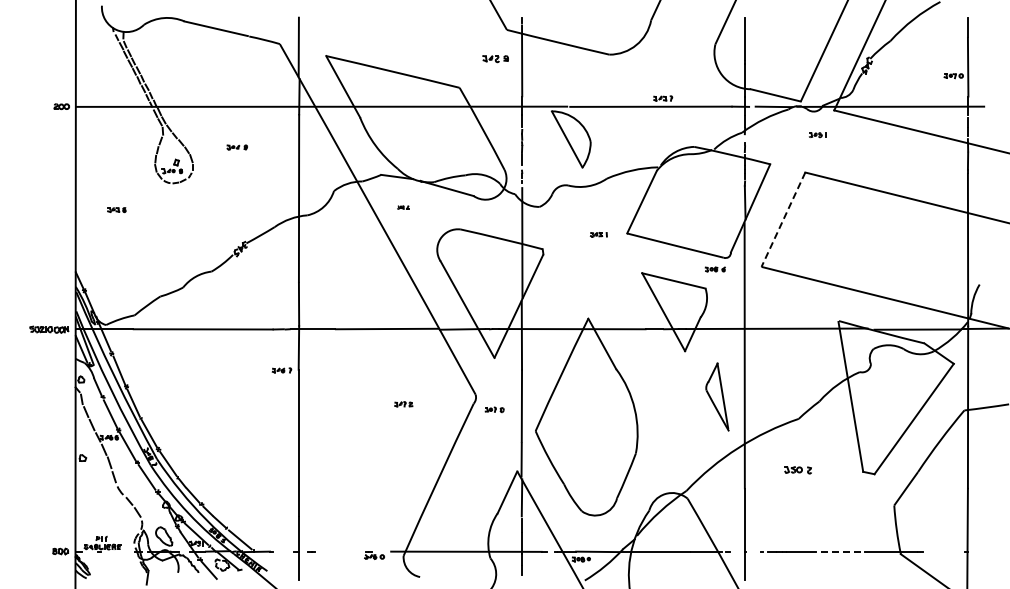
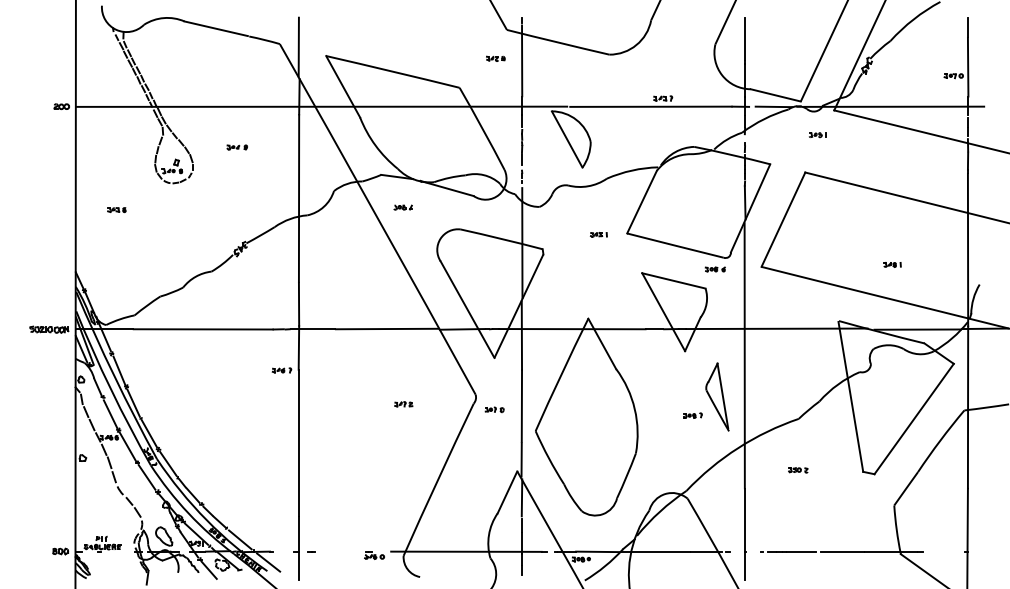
part size: 27x9 px -> 20x7 px (495, 58)
part size: 13x5 px -> 20x7 px (402, 207)
line: dashed -> solid (783, 220)
part: none -> present (892, 264)
part: none -> present (692, 415)
part size: 28x9 px -> 21x7 px (798, 470)
line: dashed -> solid (842, 551)
line: none -> present (268, 562)
